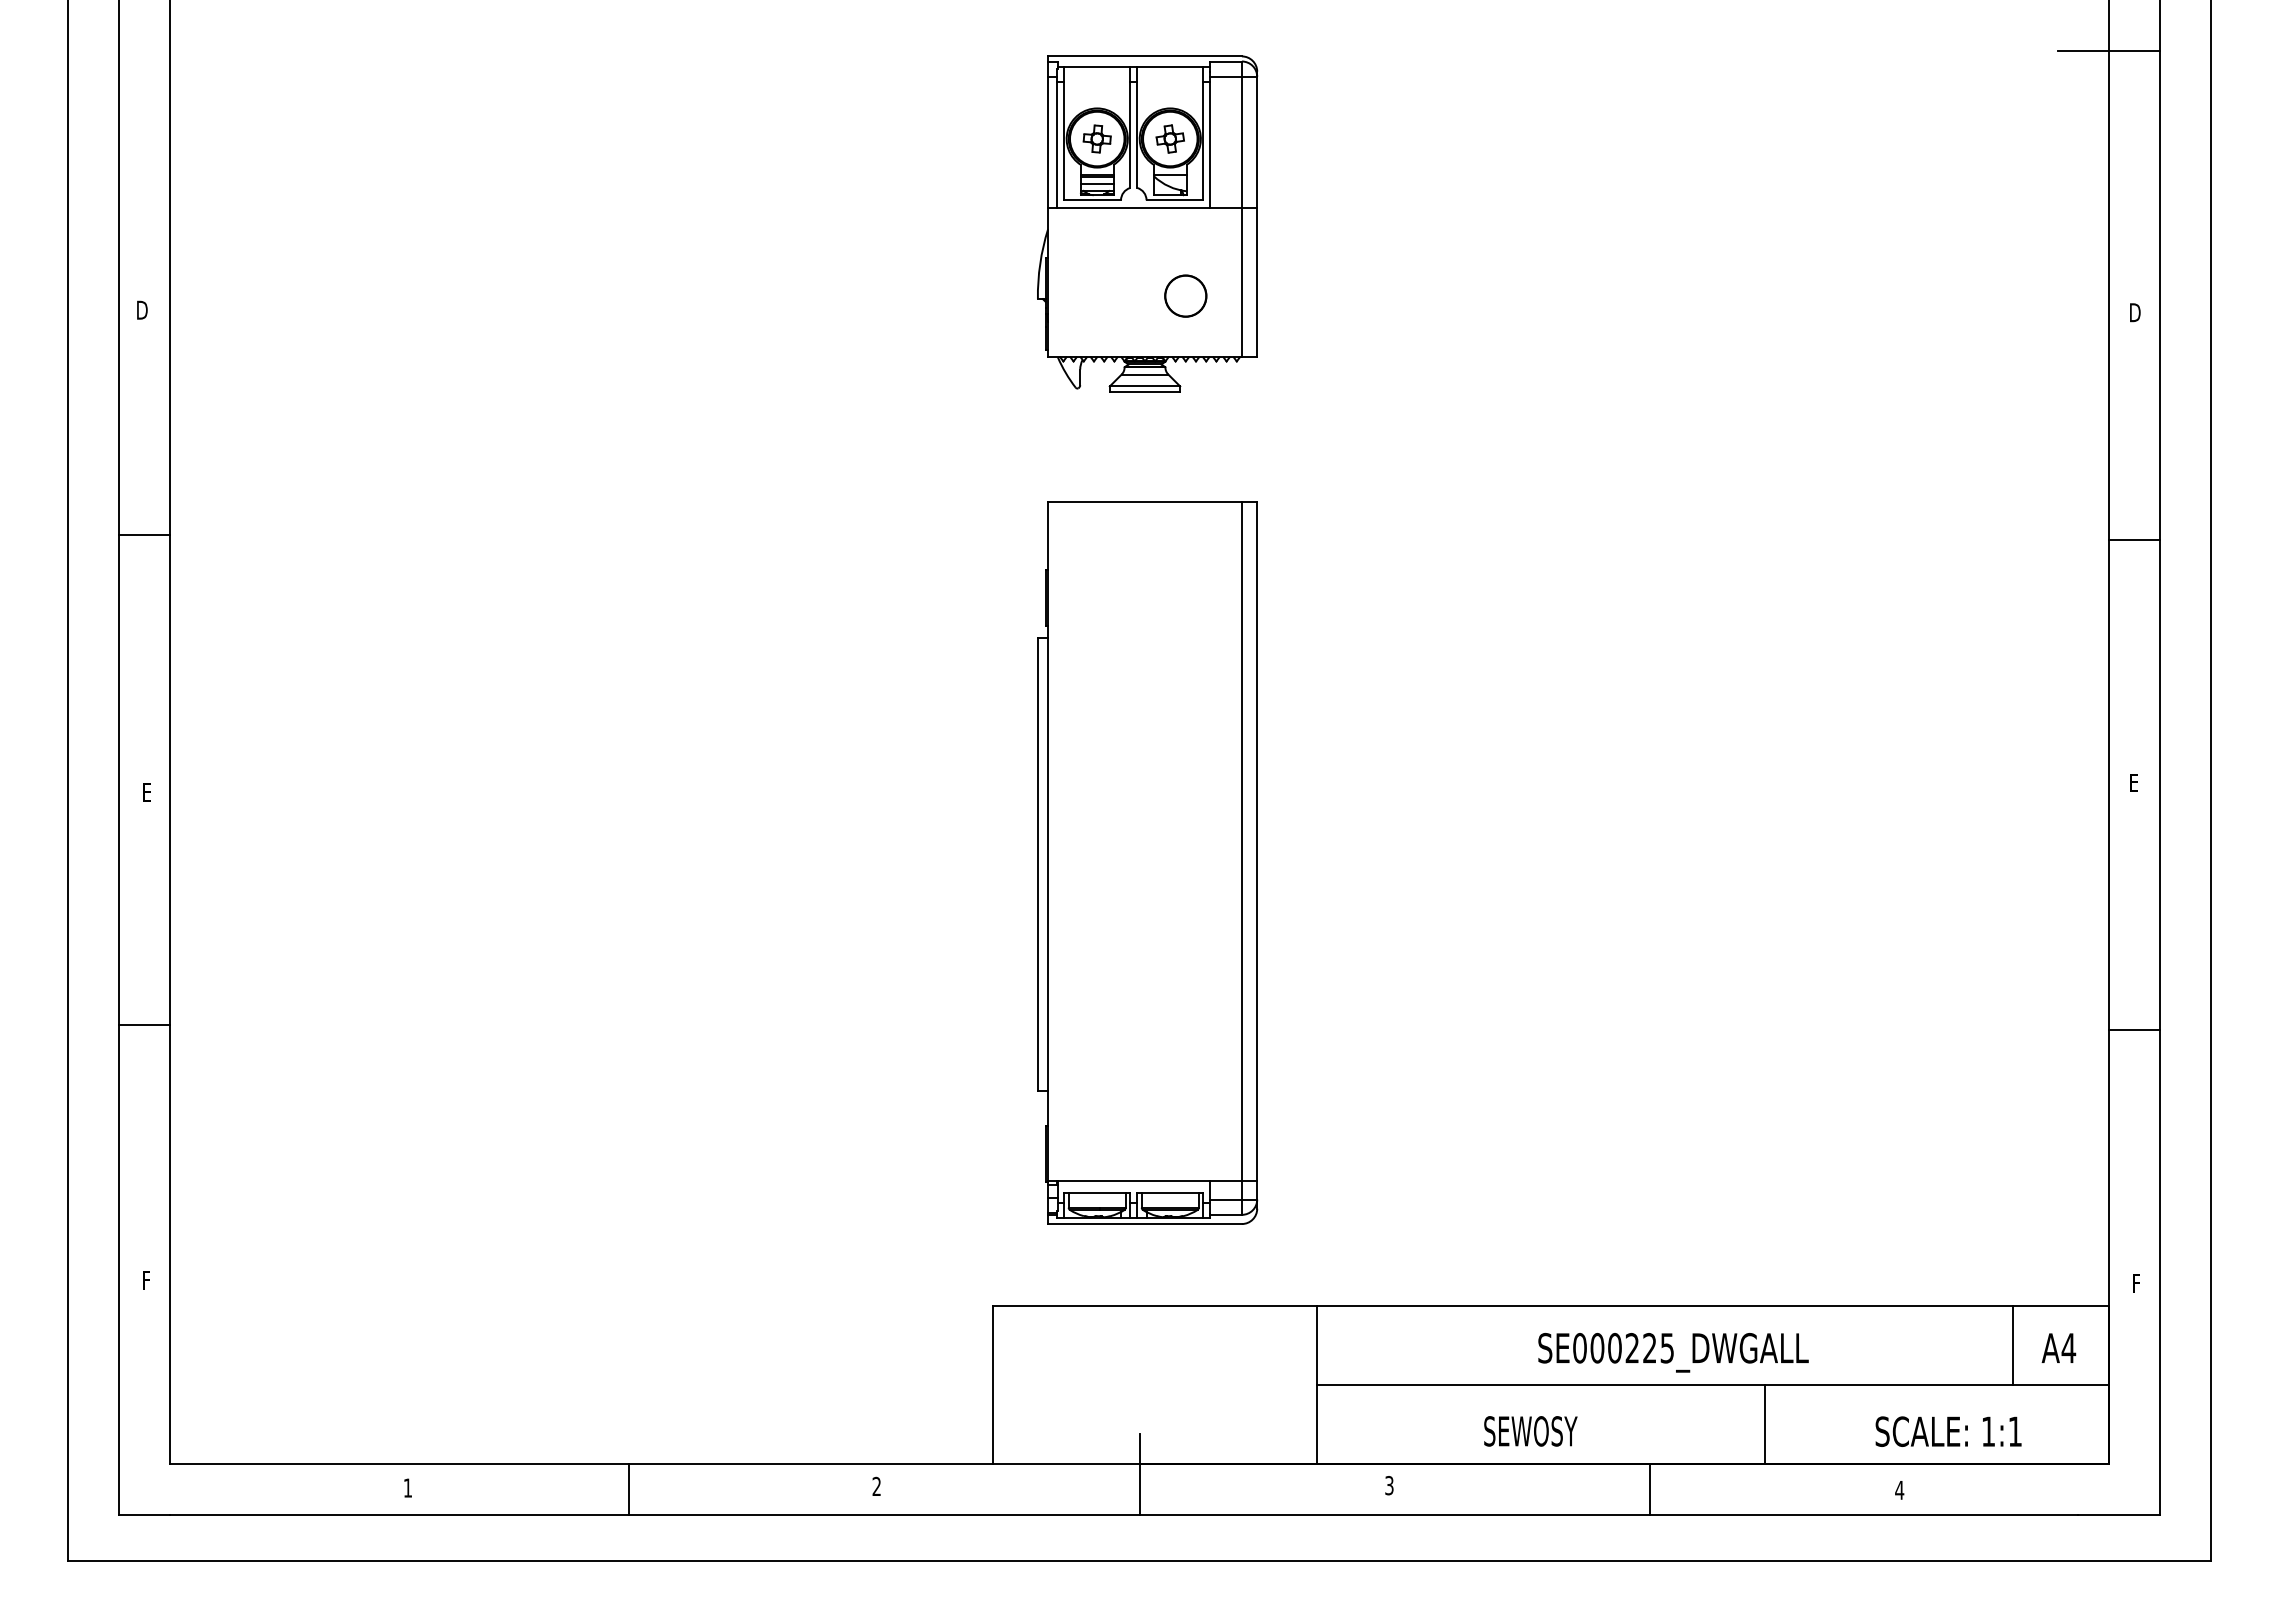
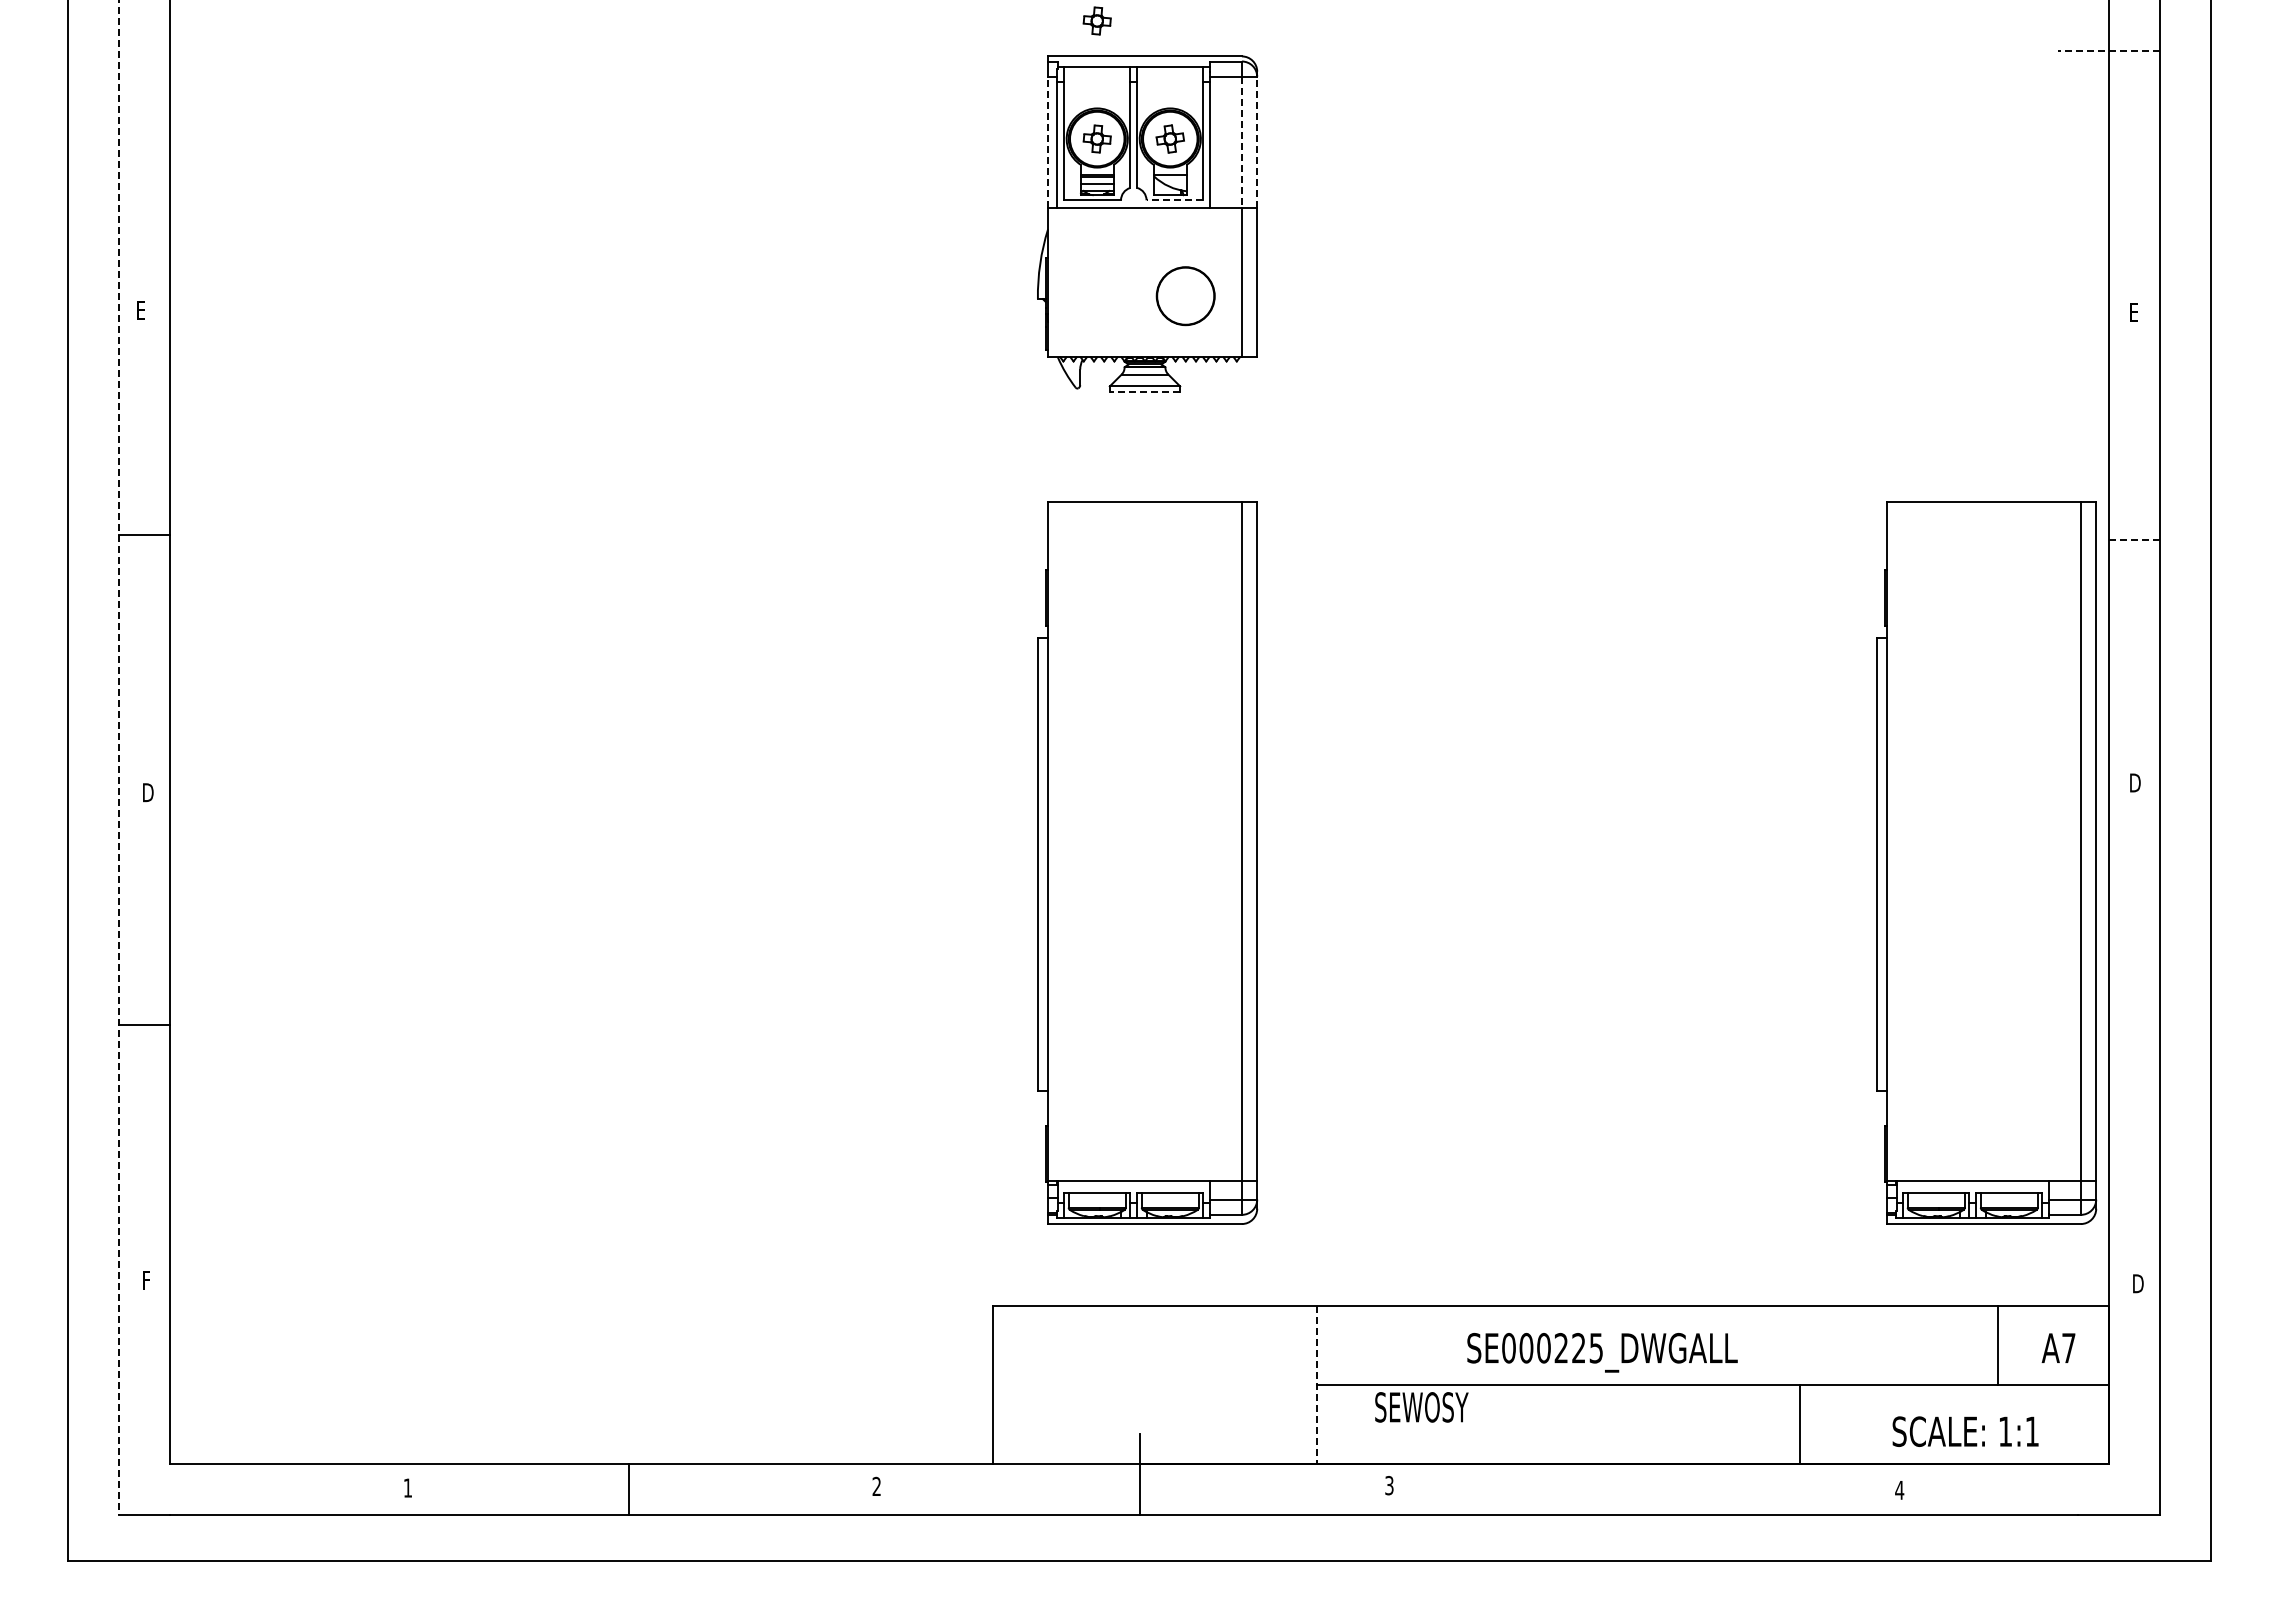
part: none -> present (1096, 20)
line: solid -> dashed (2108, 50)
line: solid -> dashed (1048, 142)
line: solid -> dashed (1241, 142)
line: solid -> dashed (1257, 142)
line: solid -> dashed (1174, 200)
circle size: 44x44 px -> 61x61 px (1185, 296)
text: D -> E (142, 309)
text: D -> E (2135, 312)
line: solid -> dashed (1144, 392)
line: solid -> dashed (2134, 540)
line: solid -> dashed (119, 757)
text: E -> D (2135, 782)
text: E -> D (148, 792)
part: none -> present (1986, 862)
line: present -> none (2133, 1030)
text: F -> D (2138, 1283)
line position: (2013, 1345) -> (1998, 1345) (1998, 1345)
text: A4 -> A7 (2068, 1348)
text position: (1673, 1352) -> (1602, 1352) (1602, 1352)
line: solid -> dashed (1316, 1385)
line position: (1765, 1424) -> (1800, 1424) (1800, 1424)
text position: (1530, 1431) -> (1421, 1407) (1421, 1407)
text position: (1948, 1431) -> (1965, 1431) (1965, 1431)
line: present -> none (1649, 1488)
